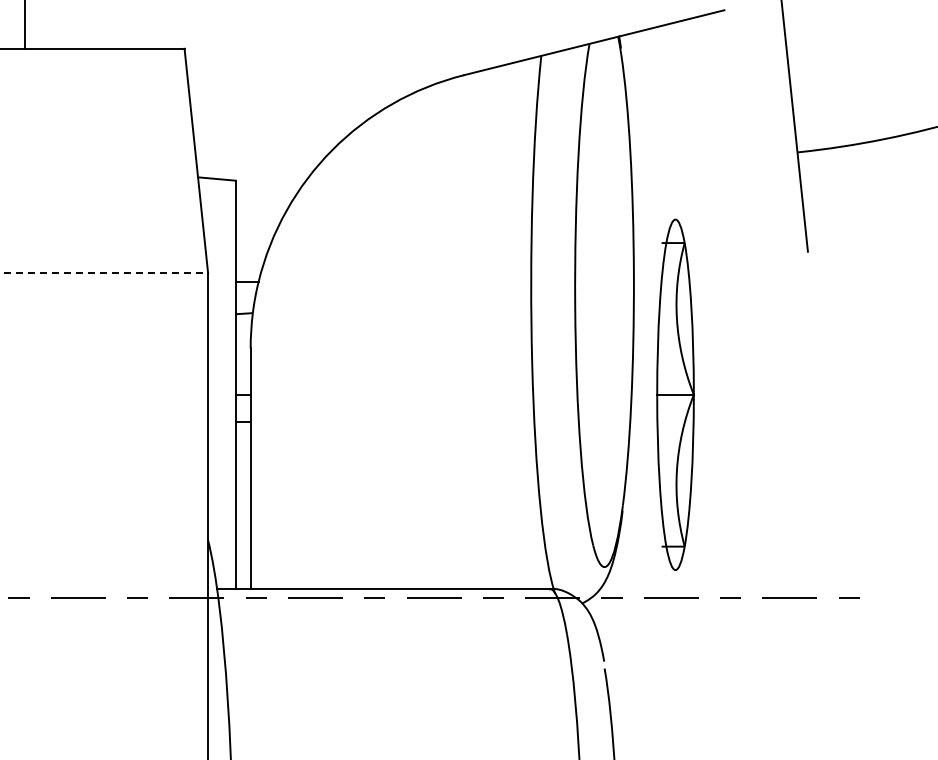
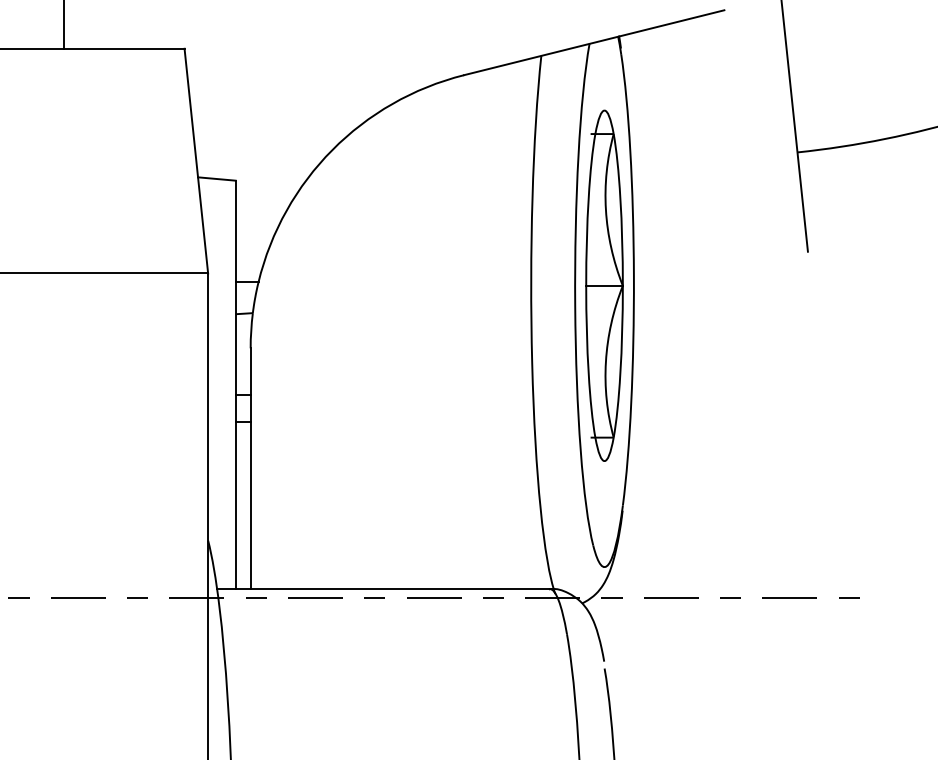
line position: (25, 25) -> (64, 25) (64, 25)
line: dashed -> solid (104, 273)
part position: (675, 394) -> (604, 285) (604, 285)
